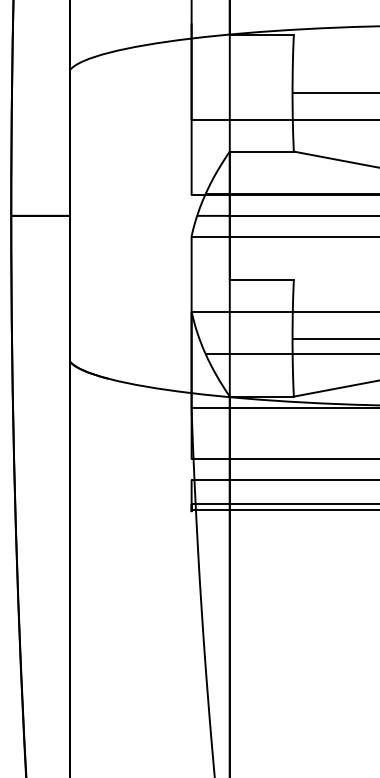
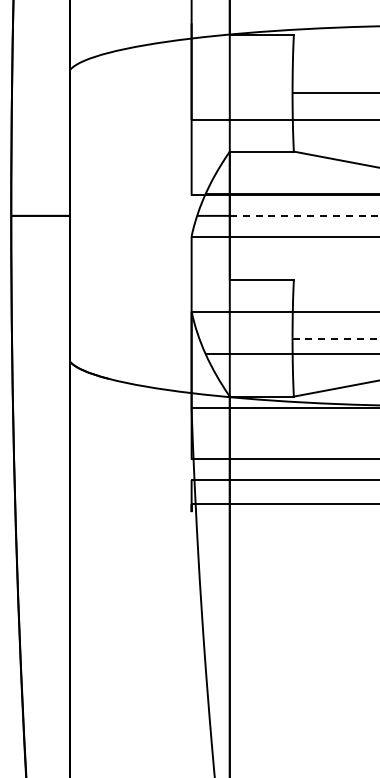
line: solid -> dashed (304, 215)
line: solid -> dashed (336, 338)
line: present -> none (283, 509)
